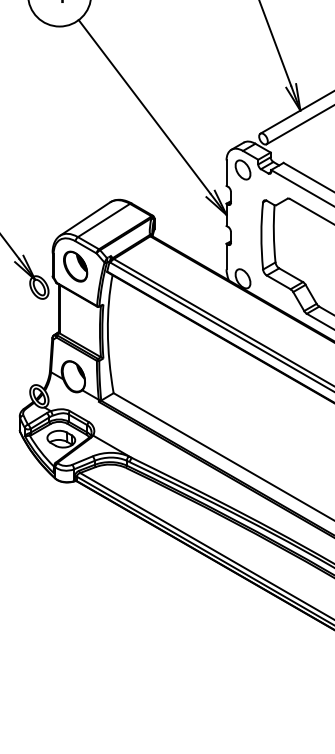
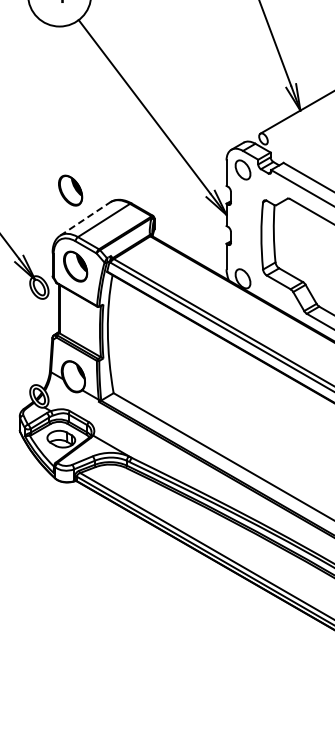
line: present -> none (298, 125)
part: none -> present (70, 190)
line: solid -> dashed (85, 218)
